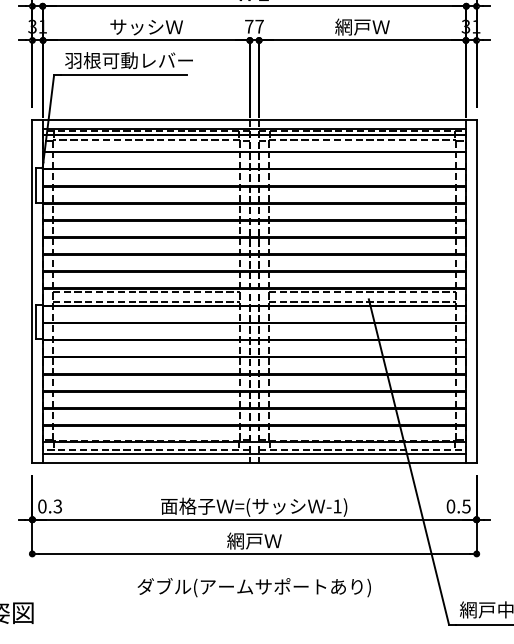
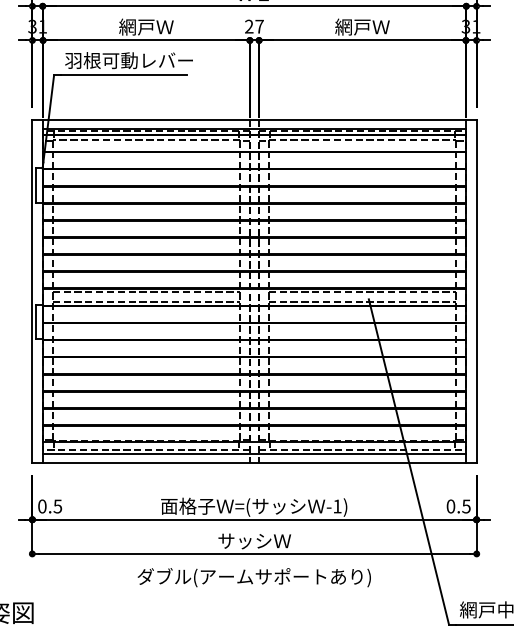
text: サッシＷ -> 網戸Ｗ (146, 26)
text: 77 -> 27 (249, 26)
text: 0.3 -> 0.5 (58, 505)
text: 網戸Ｗ -> サッシＷ (254, 540)
text position: (253, 587) -> (253, 577) (253, 577)
